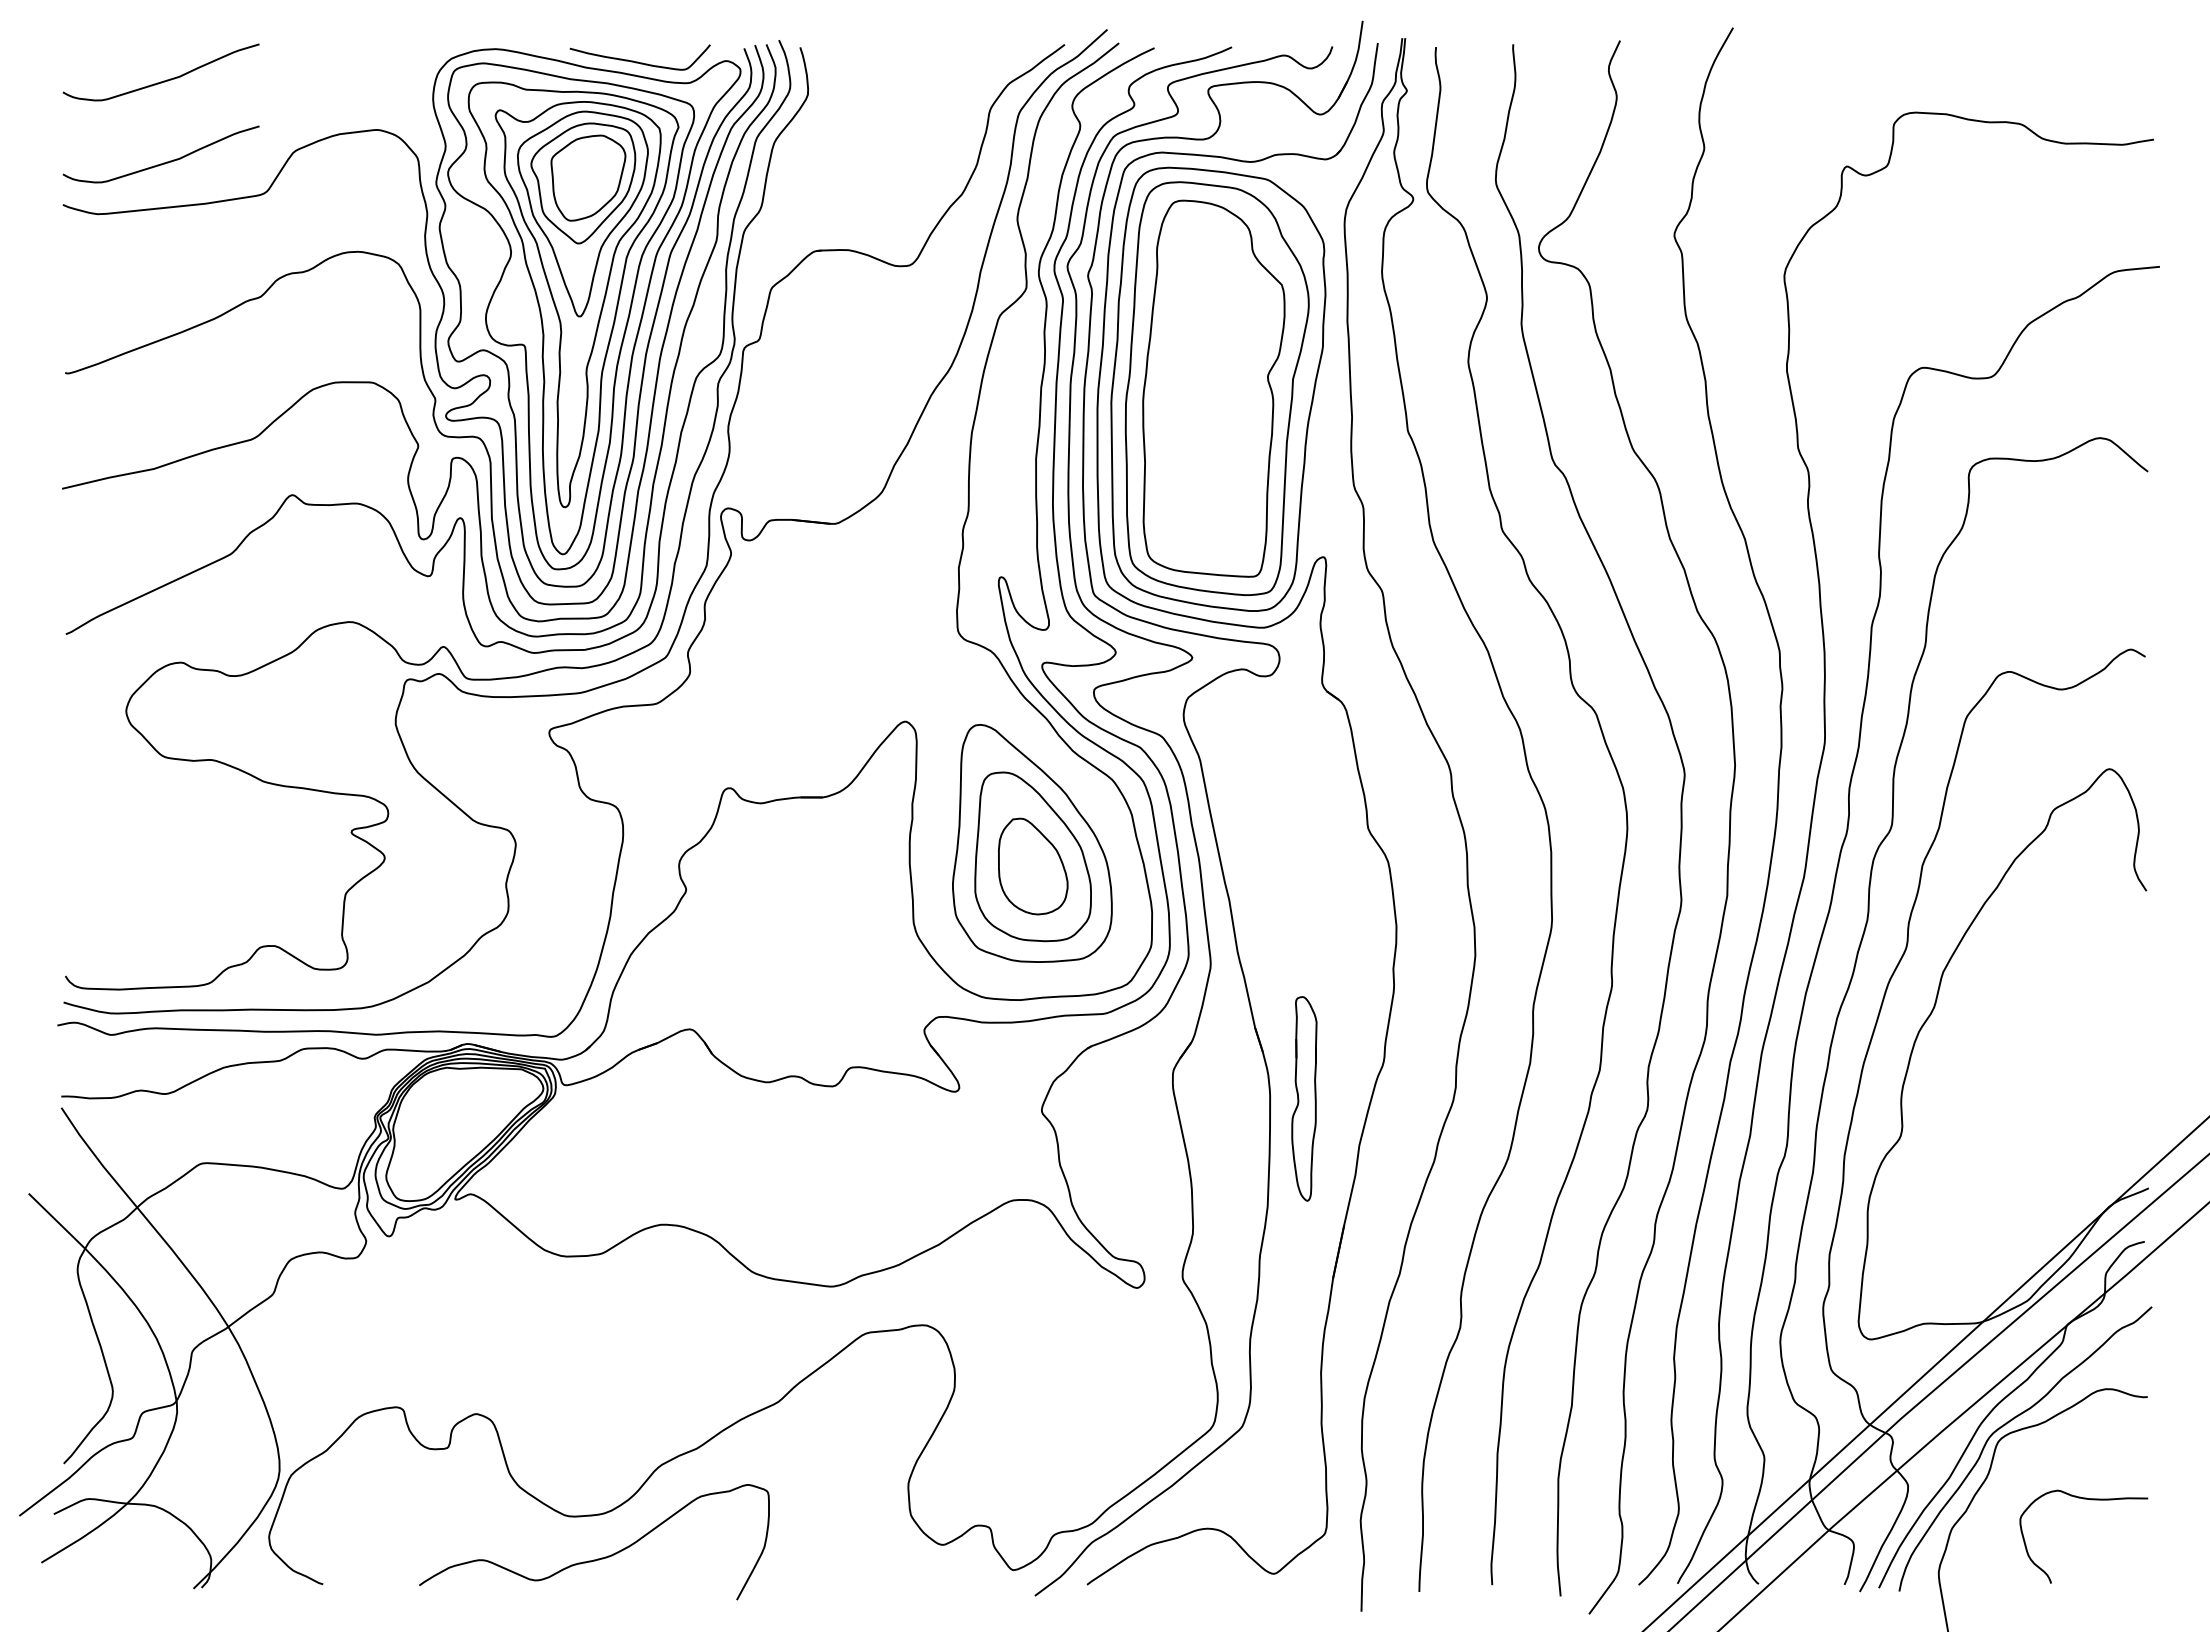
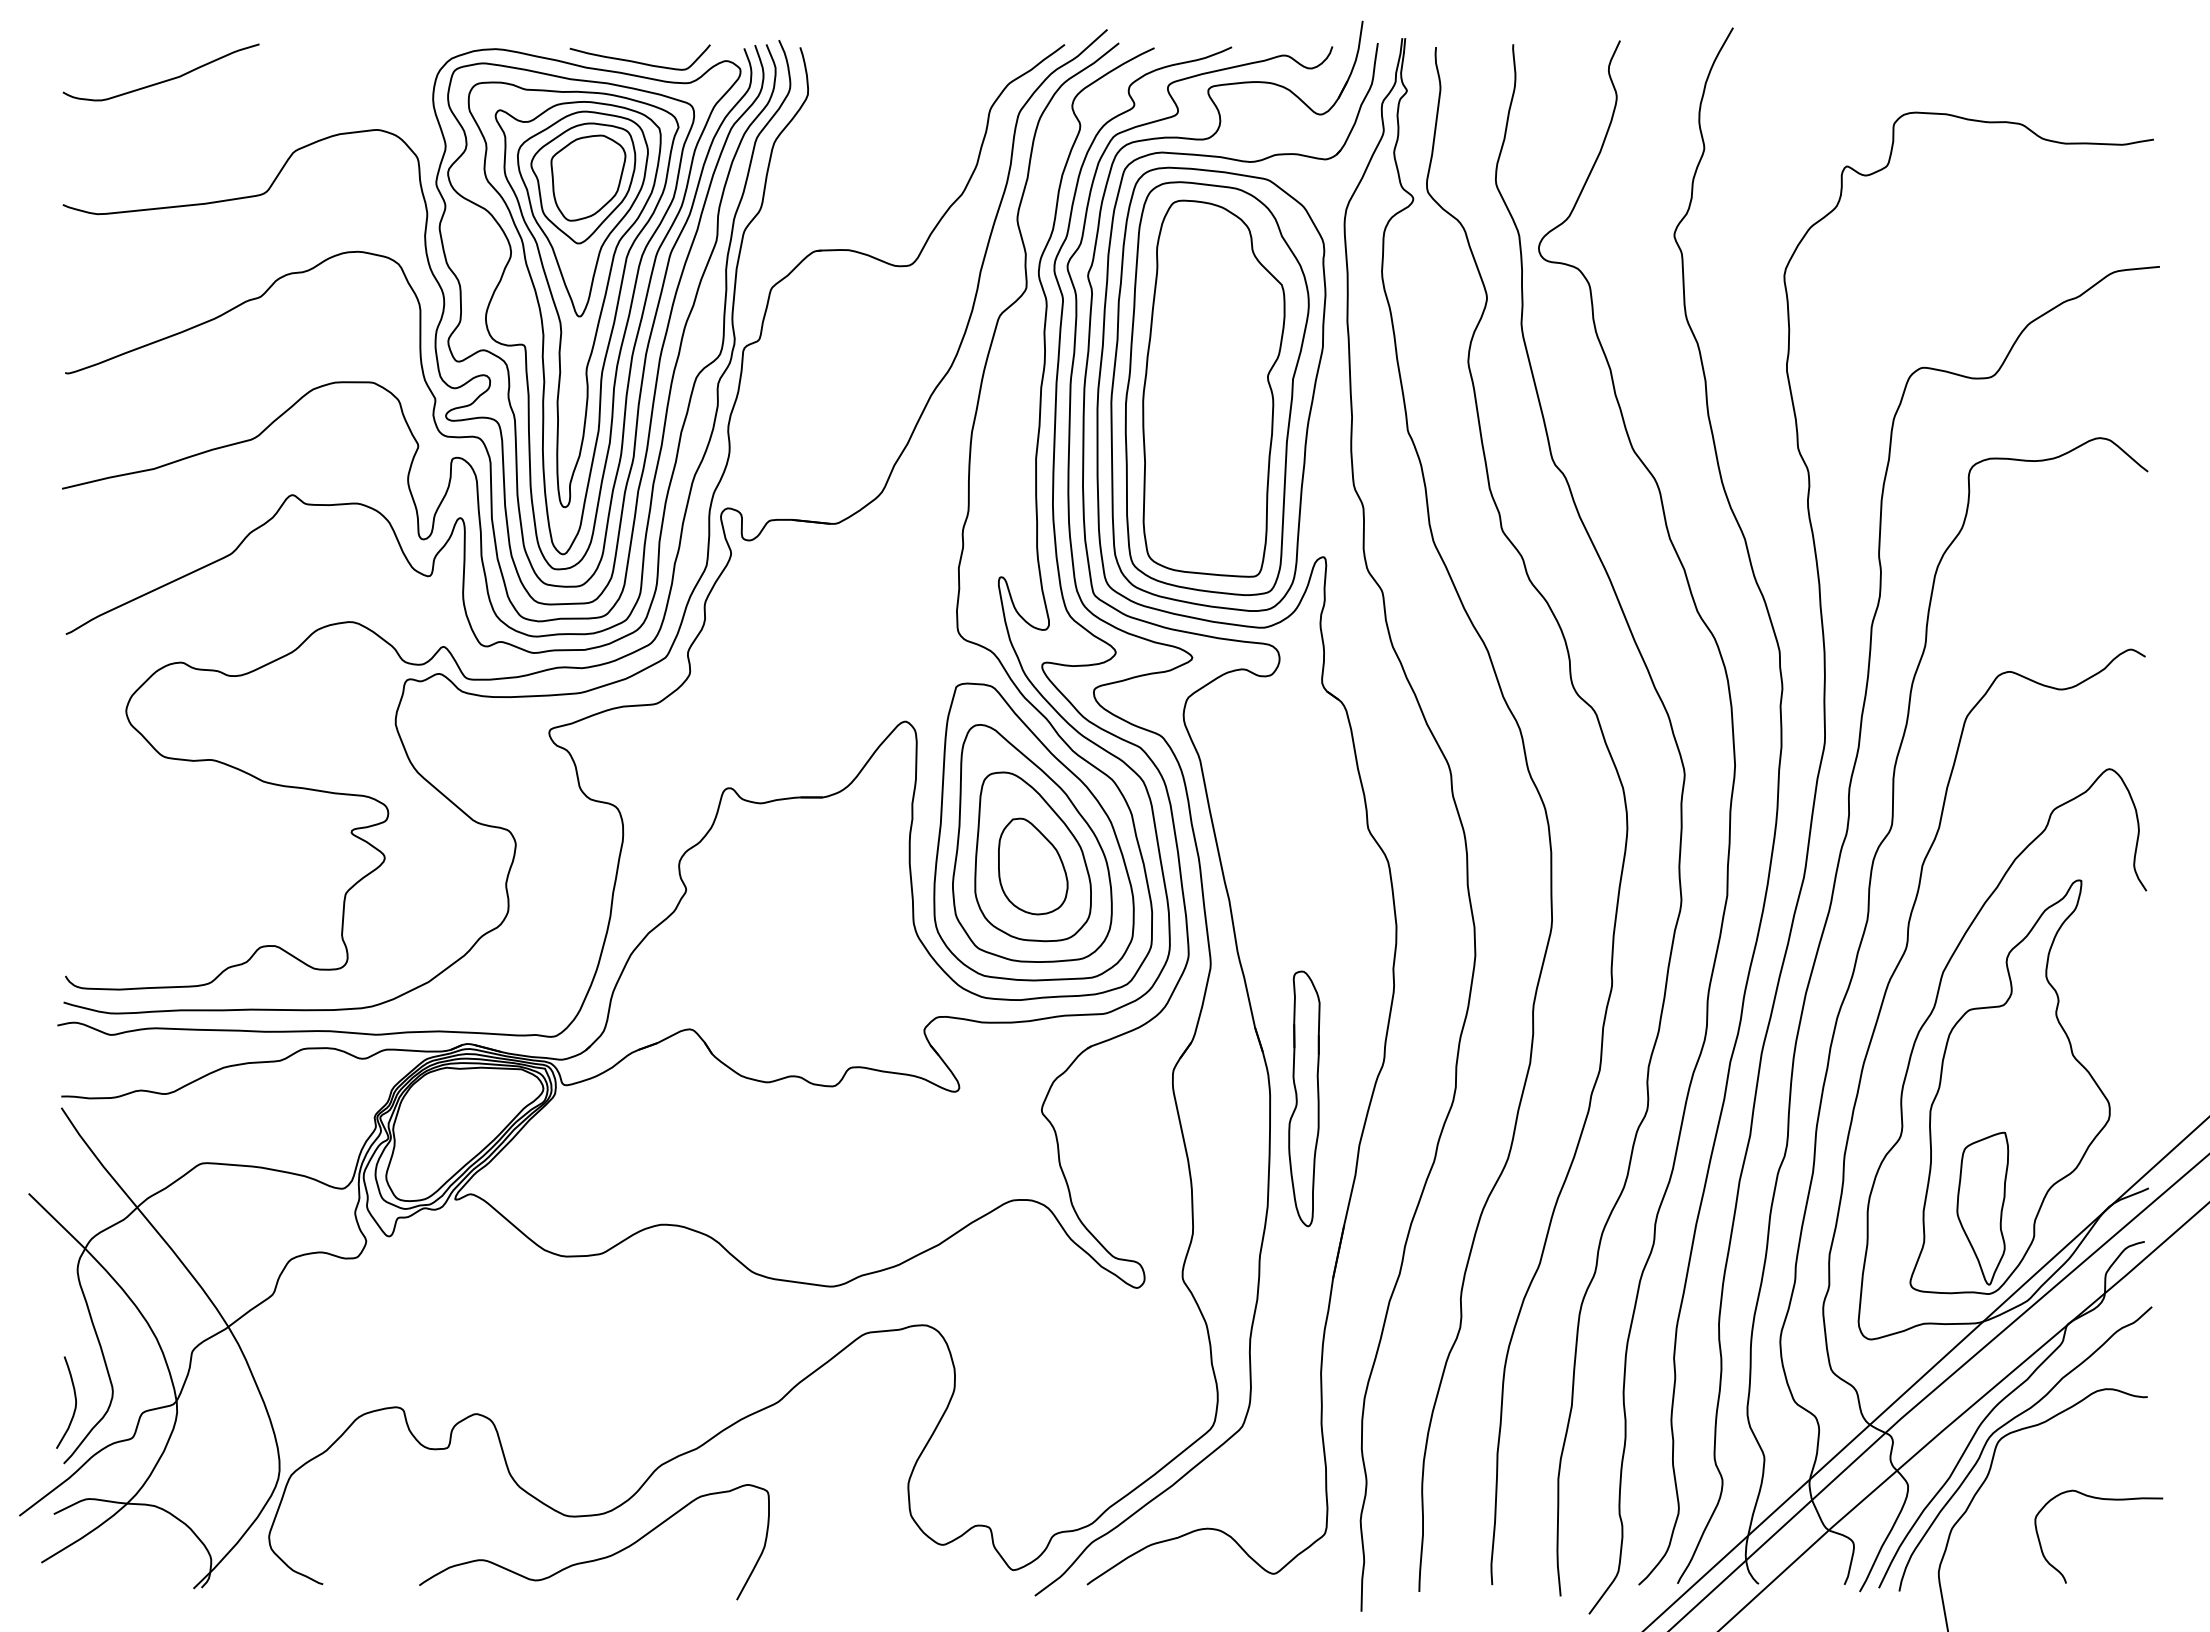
curve: present -> none (163, 162)
part: none -> present (1033, 831)
part: none -> present (2009, 1086)
part size: 27x206 px -> 33x258 px (1304, 1098)
curve: none -> present (74, 1398)
curve position: (2091, 1500) -> (2106, 1500) (2106, 1500)
